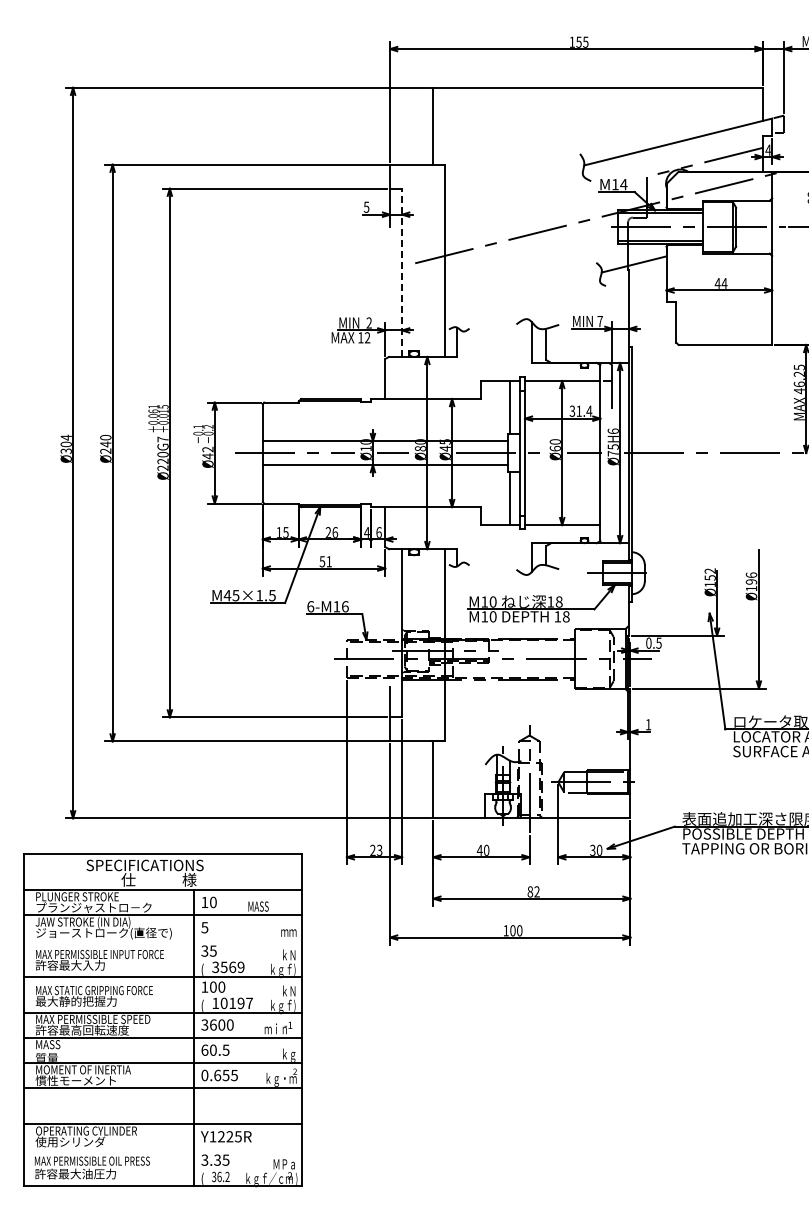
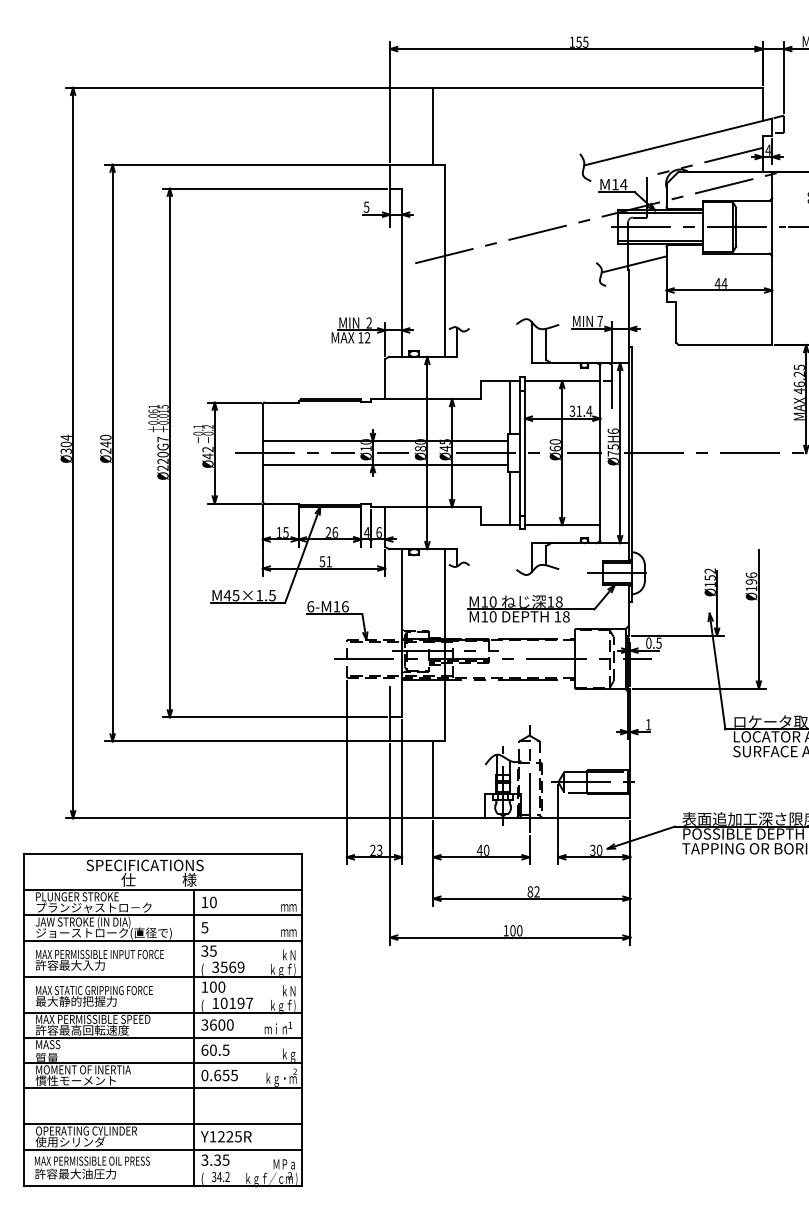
line: dashed -> solid (402, 272)
text: MASS -> ｍｍ (272, 906)
line: none -> present (162, 940)
line: none -> present (162, 1149)
text: 36.2 -> 34.2 (219, 1176)
